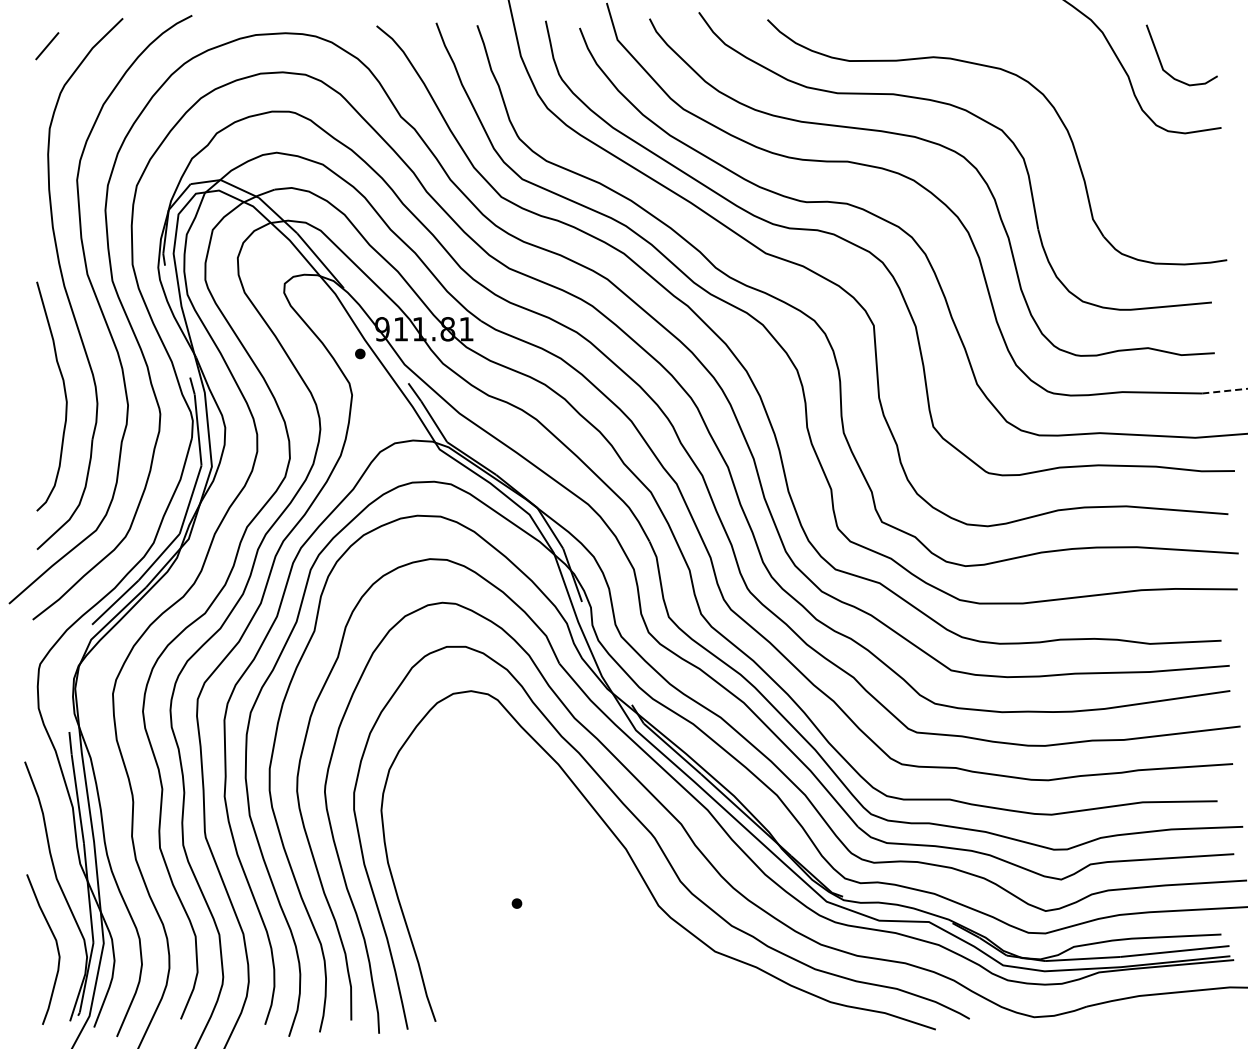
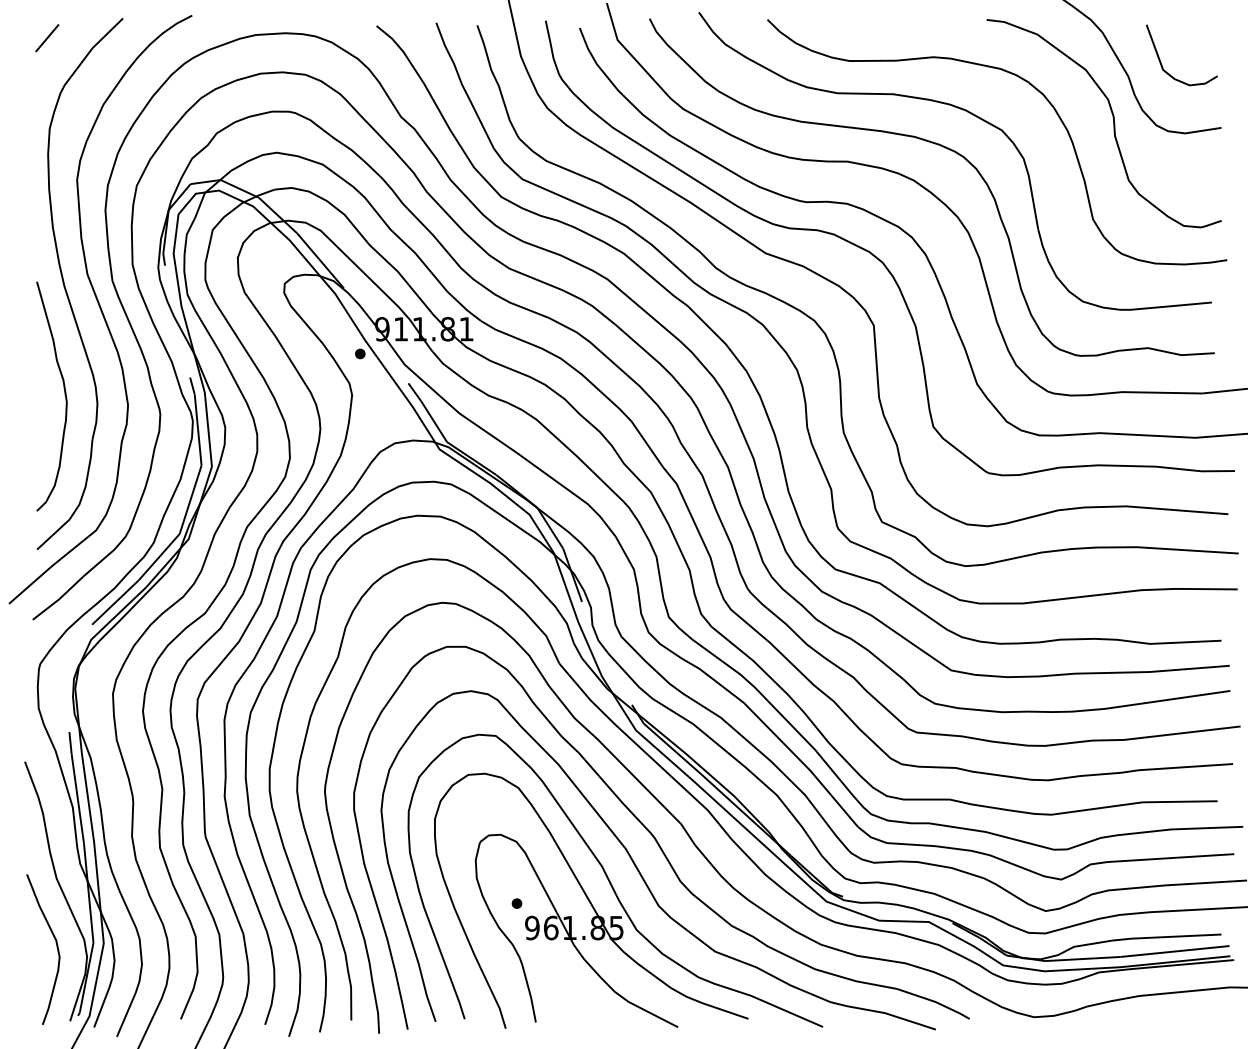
line position: (47, 46) -> (47, 38) (47, 38)
curve: none -> present (1113, 123)
line: dashed -> solid (1225, 391)
part: none -> present (615, 880)
